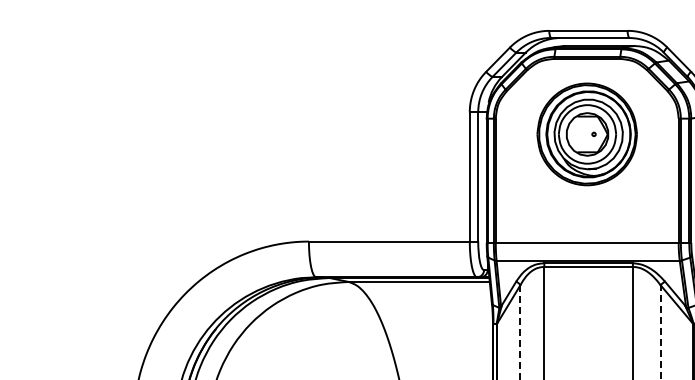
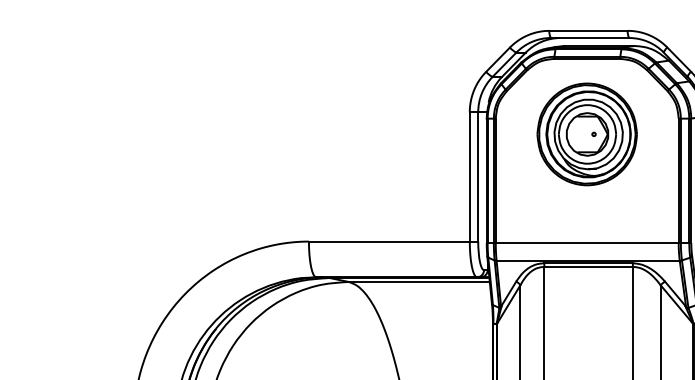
line: dashed -> solid (520, 332)
line: dashed -> solid (660, 332)
